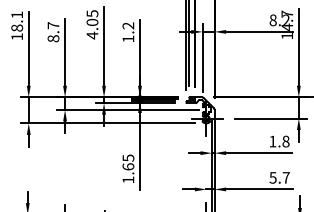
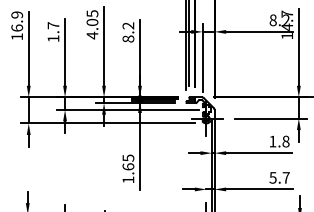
text: 18.1 -> 16.9 (17, 21)
text: 8.7 -> 1.7 (53, 38)
text: 1.2 -> 8.2 (128, 38)
